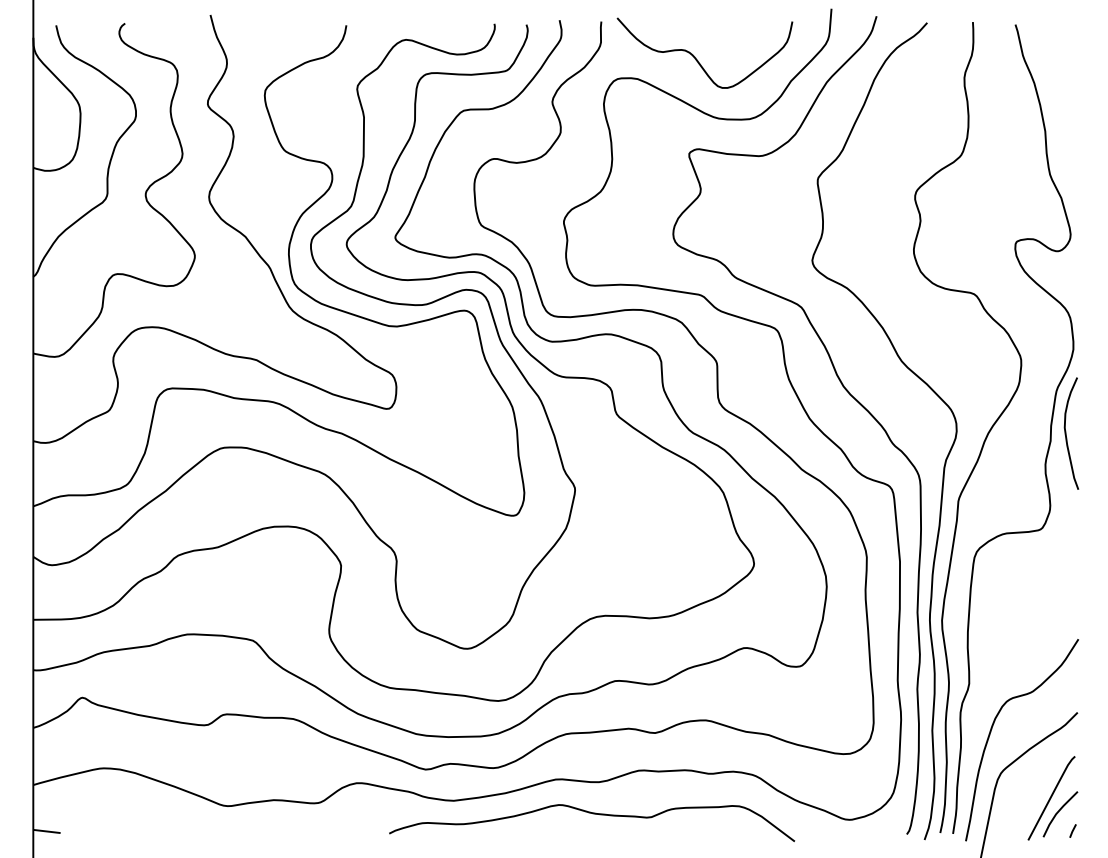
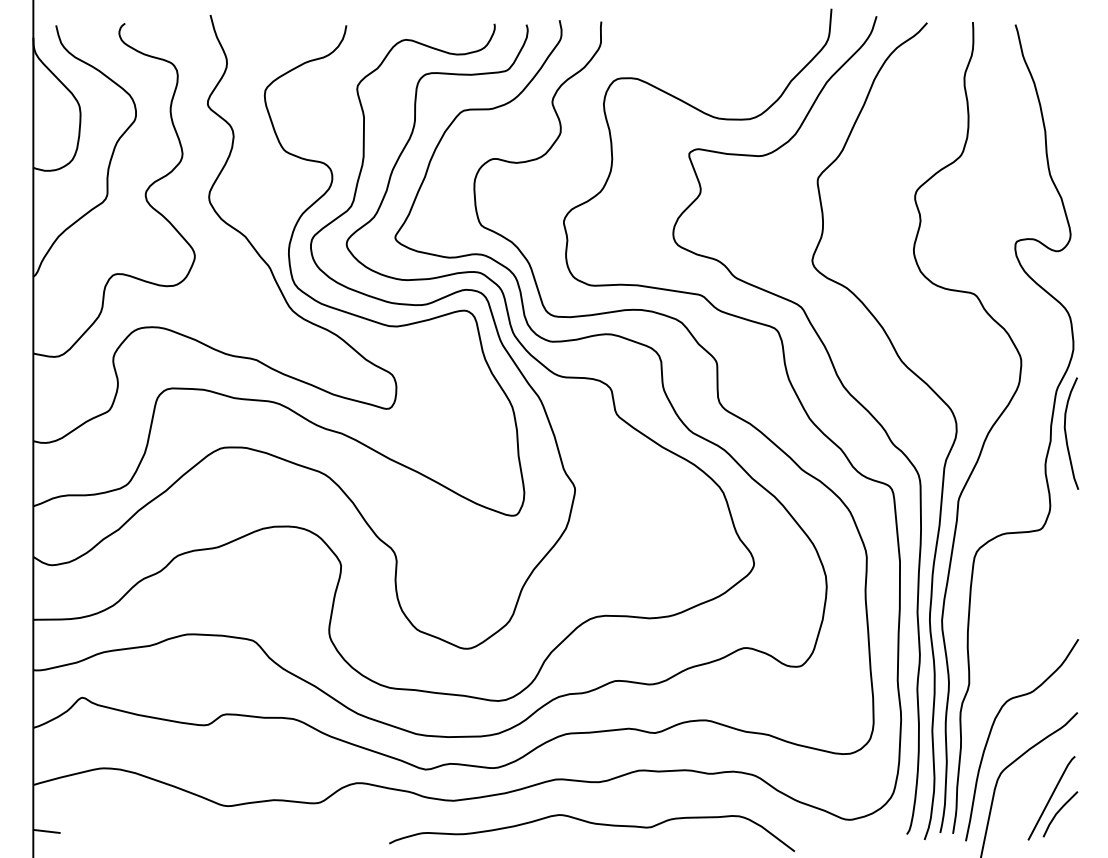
curve: present -> none (695, 56)
curve position: (592, 814) -> (592, 824) (592, 824)
line: present -> none (1072, 830)
